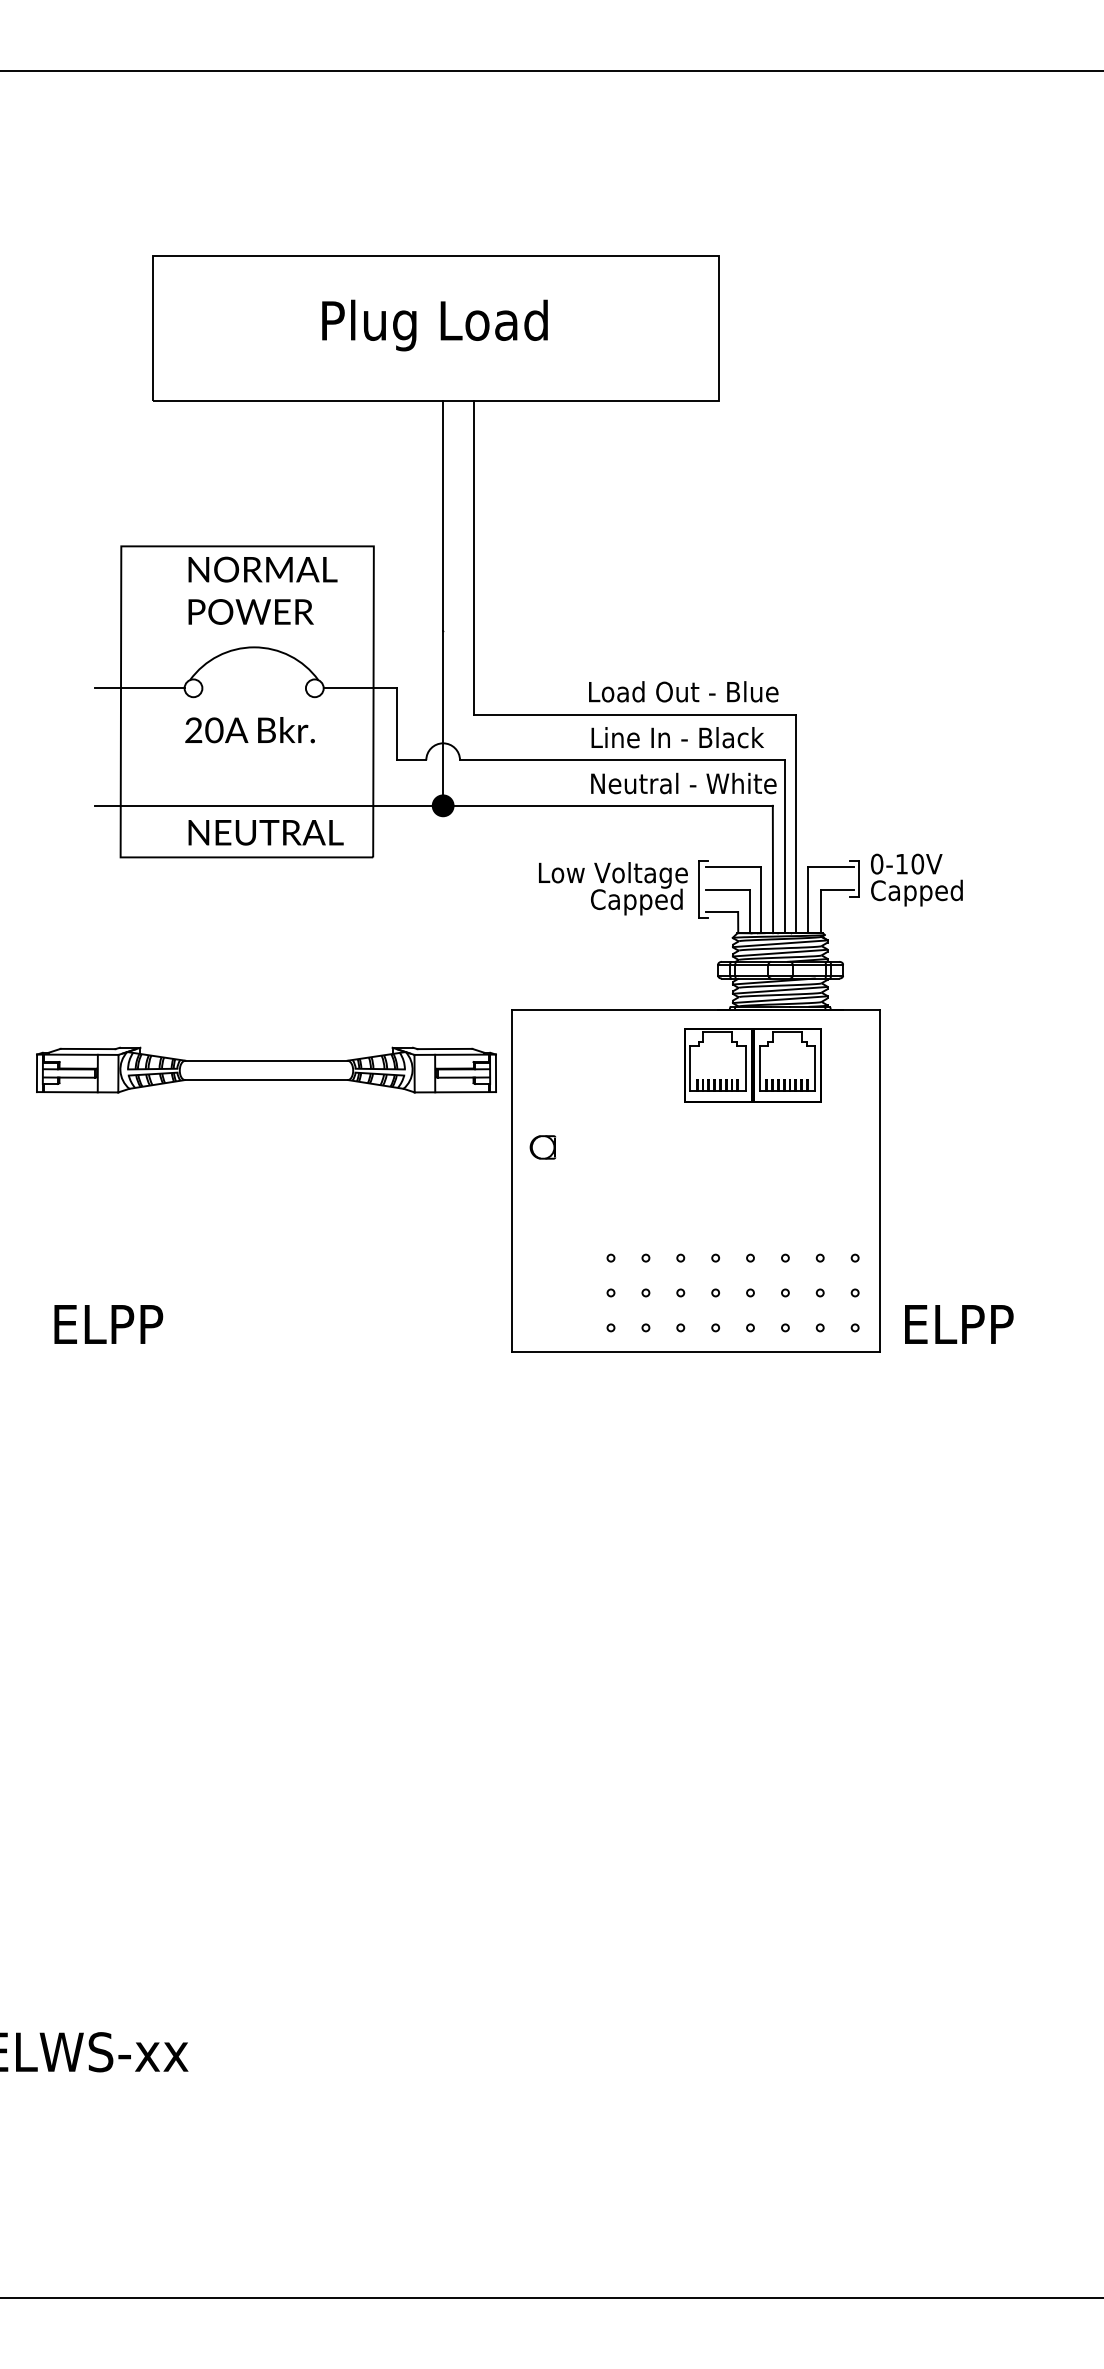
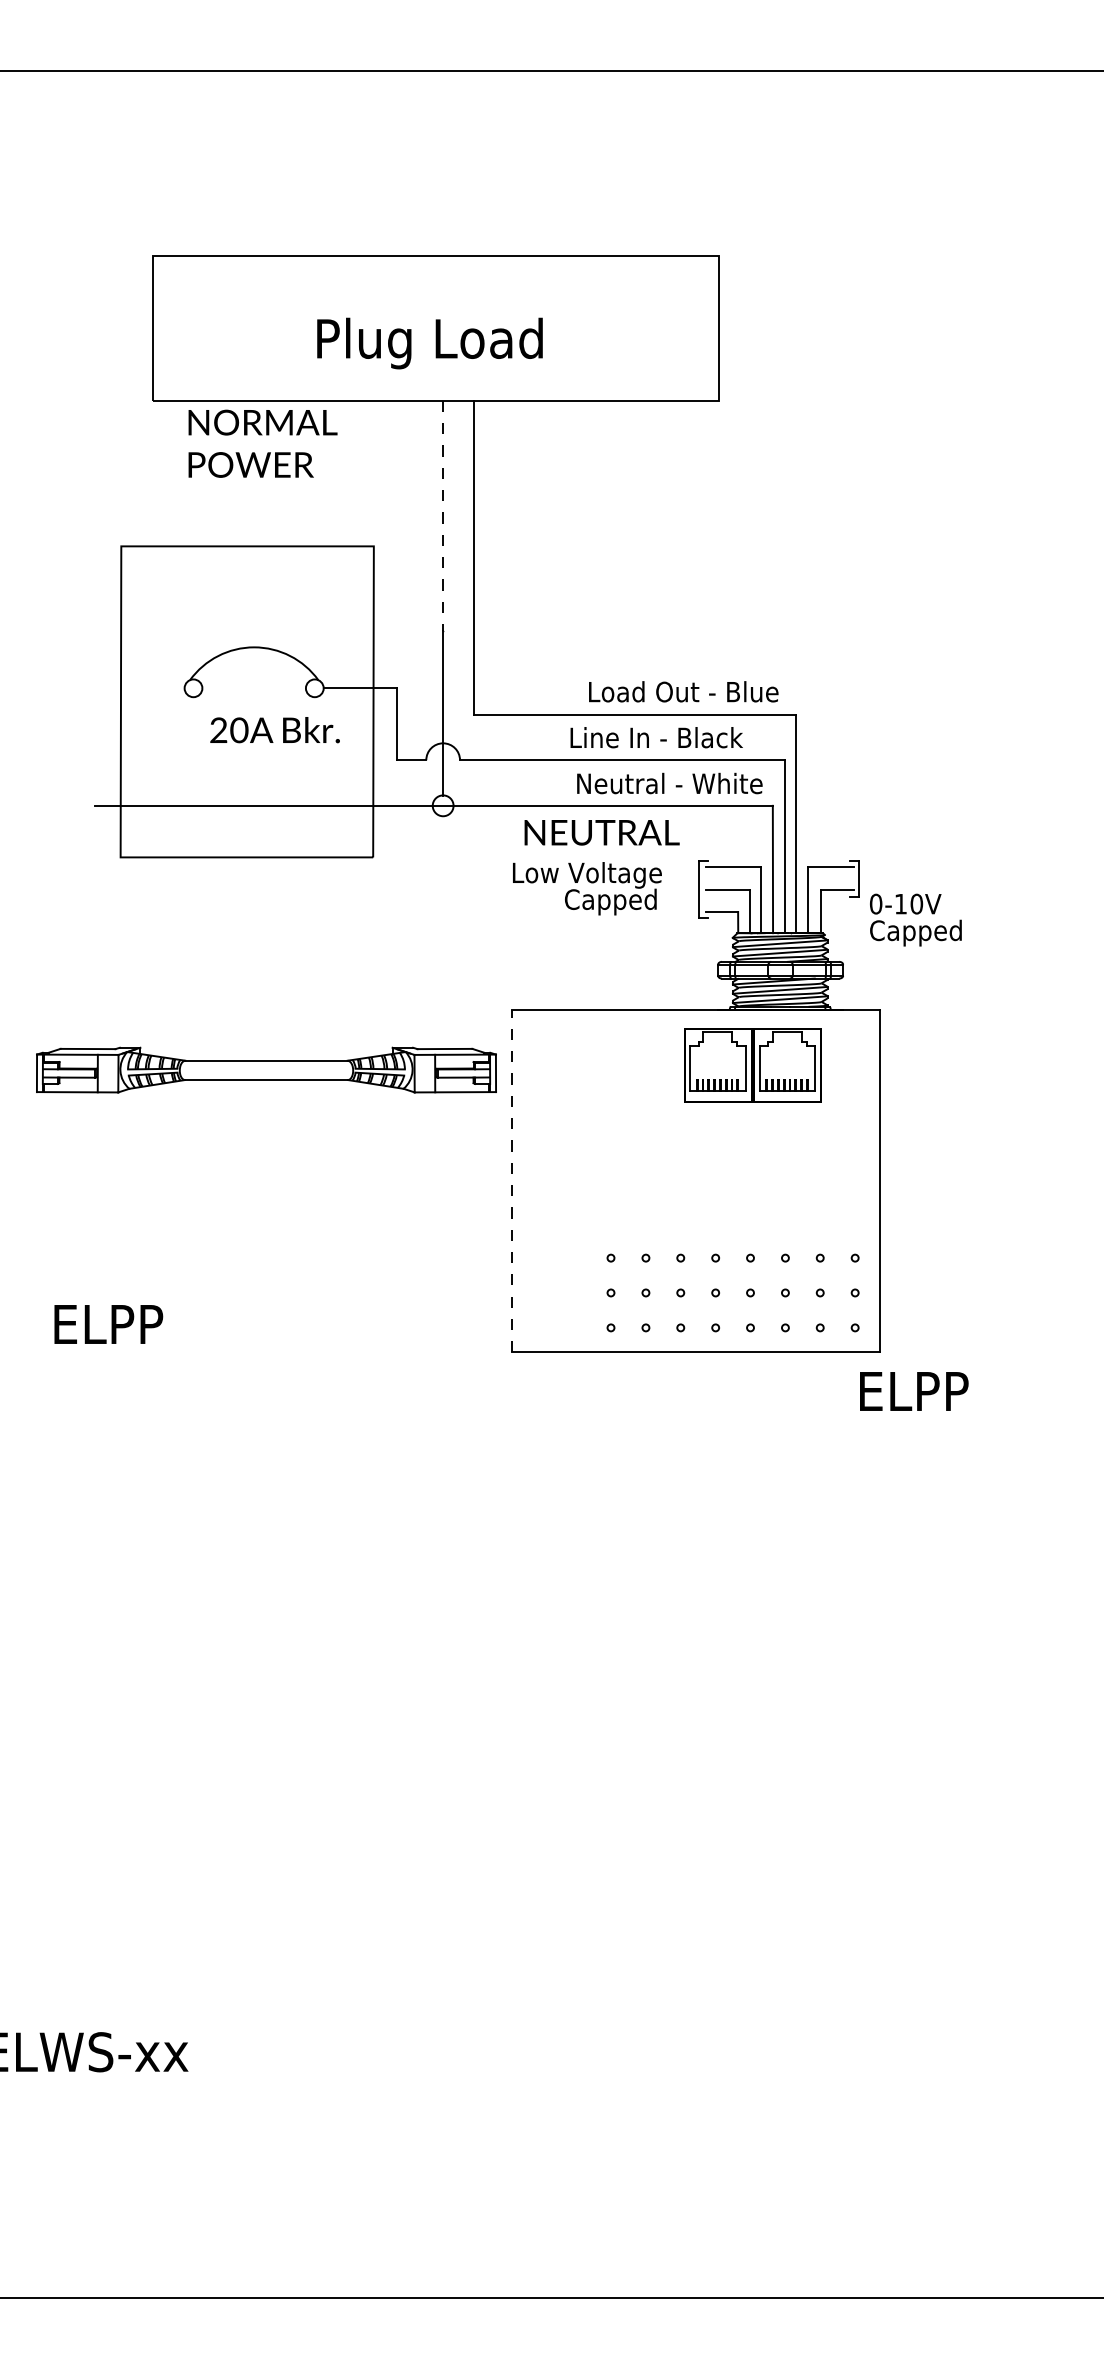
text position: (434, 325) -> (429, 343) (429, 343)
line: solid -> dashed (443, 516)
text position: (262, 590) -> (262, 443) (262, 443)
line: present -> none (139, 688)
text position: (249, 730) -> (274, 730) (274, 730)
text position: (677, 737) -> (656, 737) (656, 737)
text position: (683, 783) -> (669, 783) (669, 783)
fill: present -> none (442, 805)
text position: (265, 832) -> (601, 832) (601, 832)
text position: (916, 879) -> (915, 919) (915, 919)
text position: (613, 888) -> (587, 888) (587, 888)
part: present -> none (542, 1147)
line: solid -> dashed (512, 1180)
text position: (959, 1324) -> (914, 1391) (914, 1391)
